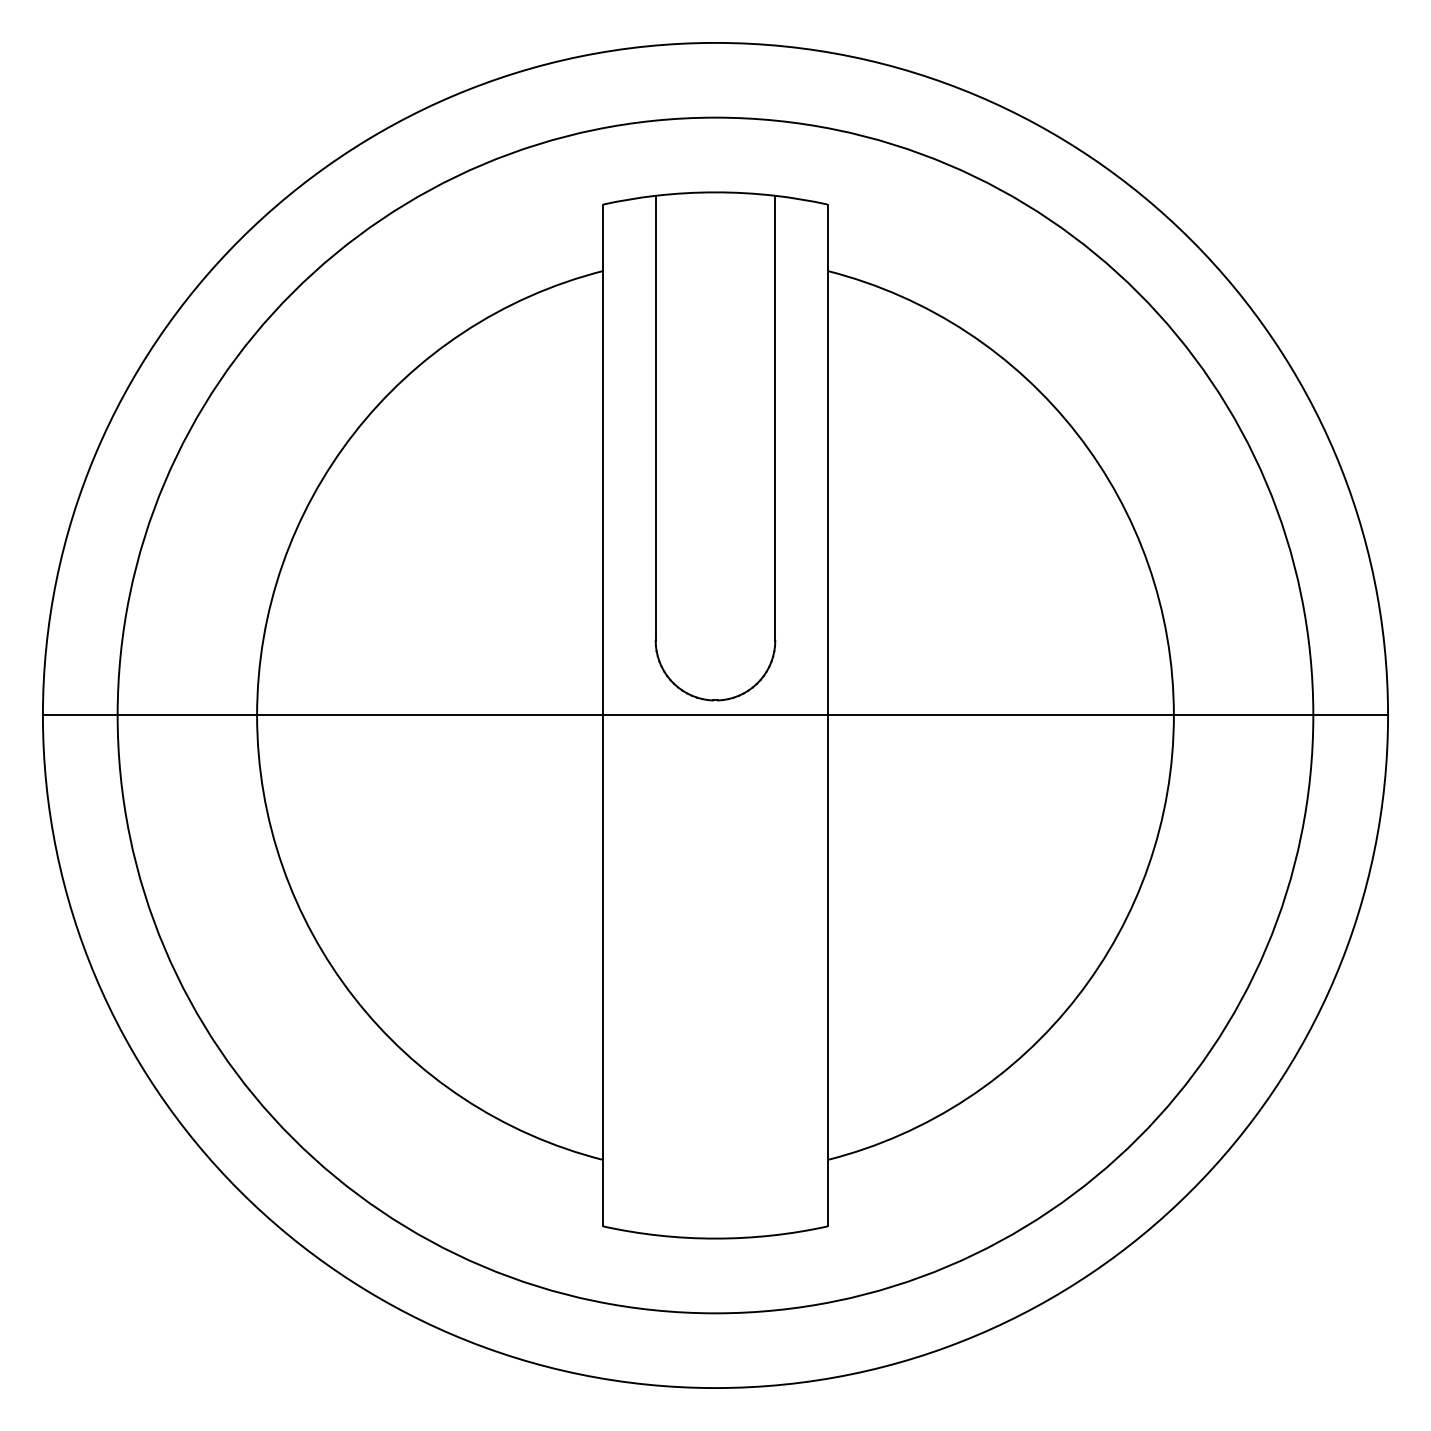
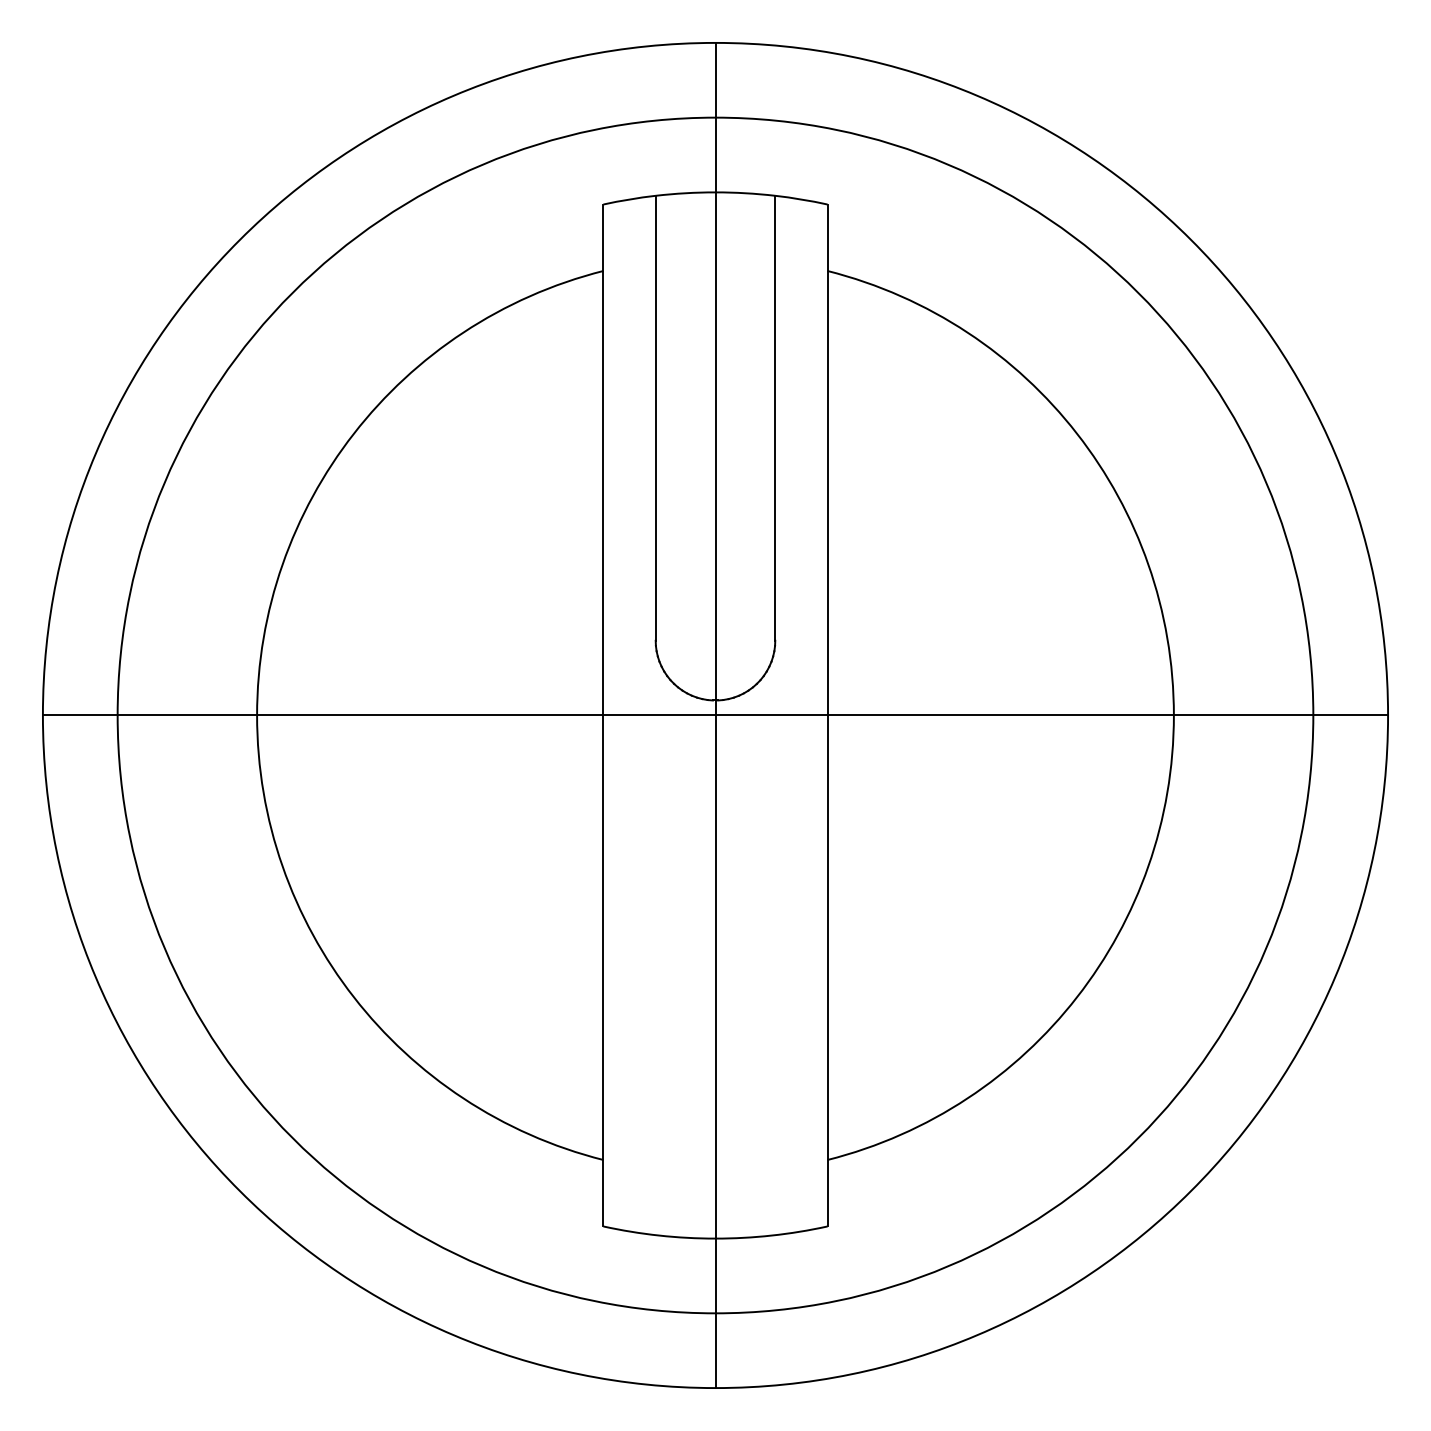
line: none -> present (715, 715)
